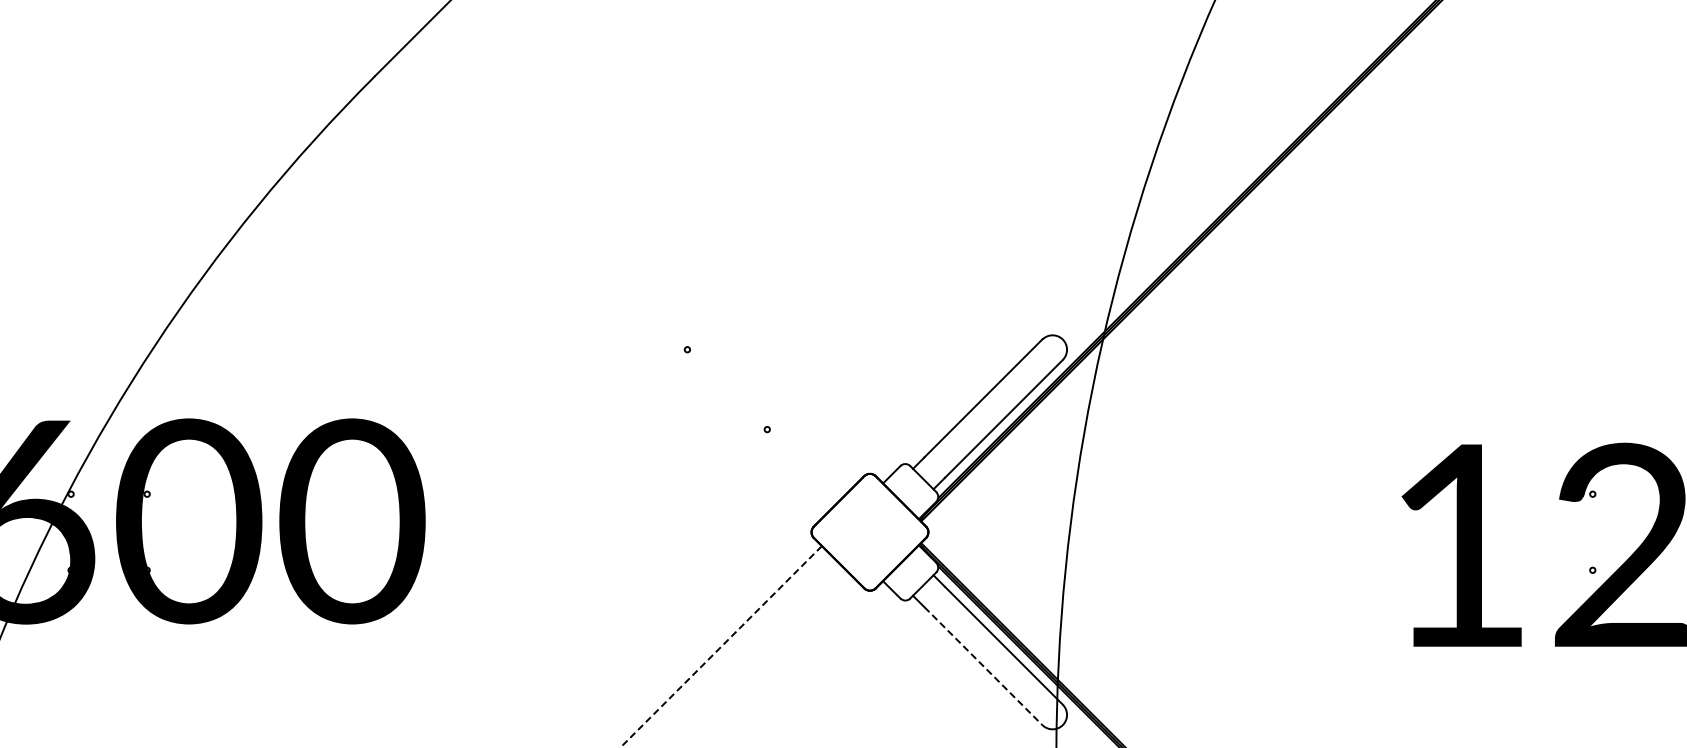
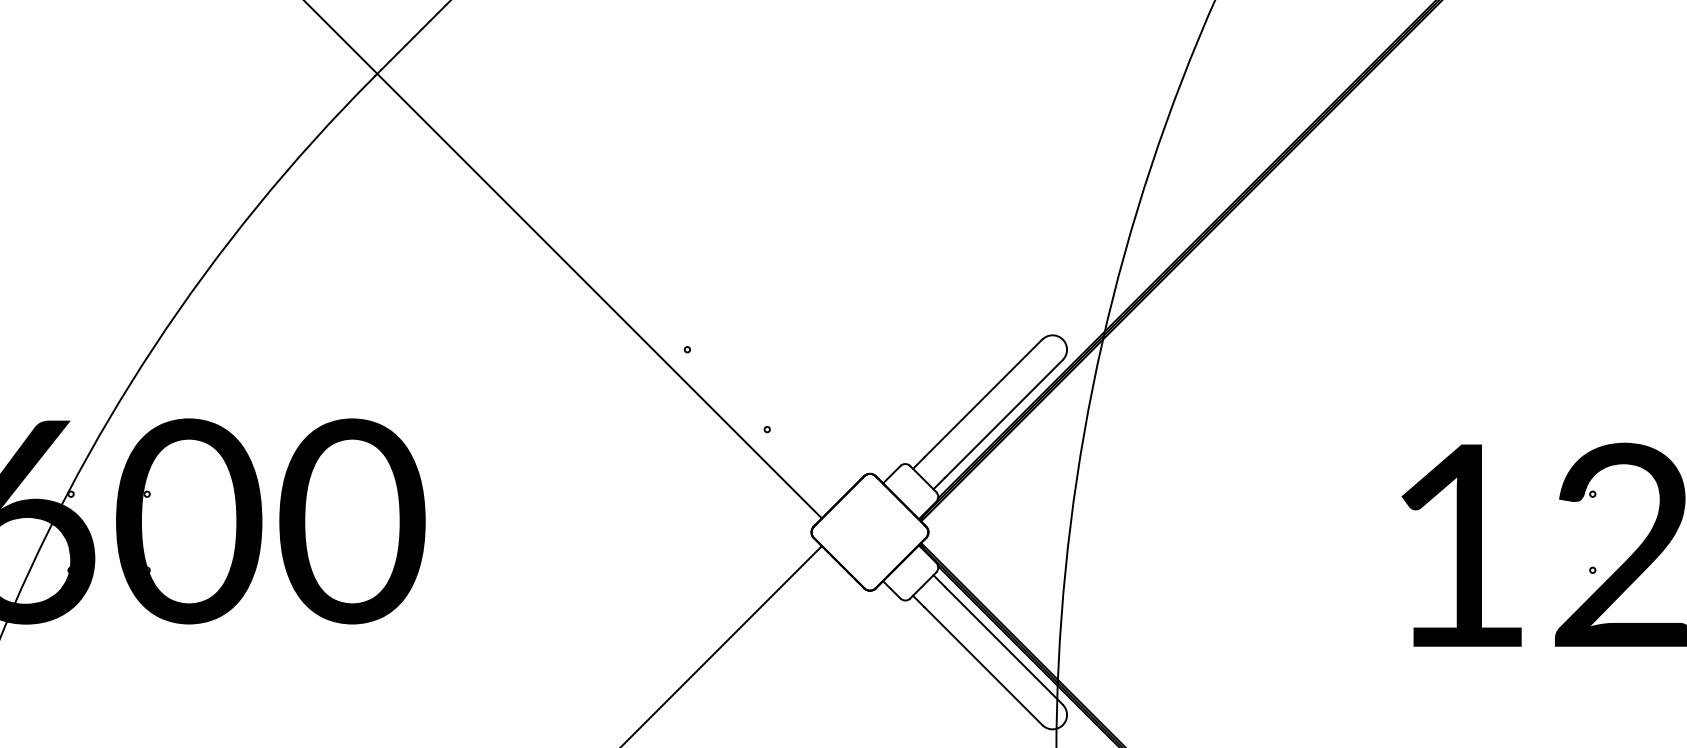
line: none -> present (563, 260)
line: dashed -> solid (720, 647)
line: dashed -> solid (983, 666)
